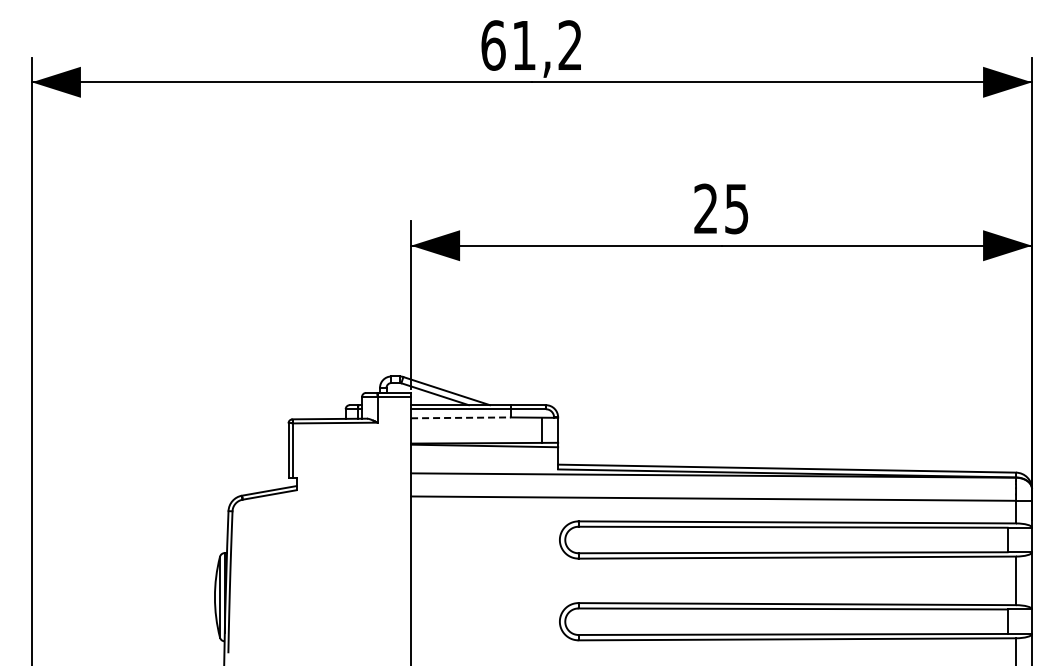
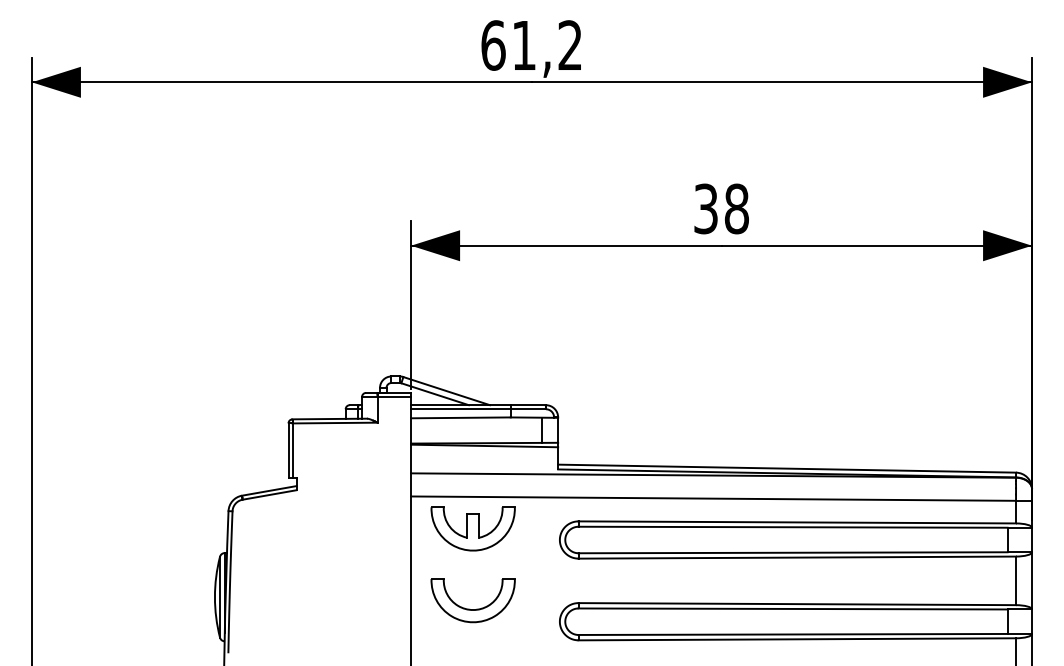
text: 25 -> 38 (721, 208)
line: dashed -> solid (460, 417)
part: none -> present (472, 528)
part: none -> present (469, 608)
